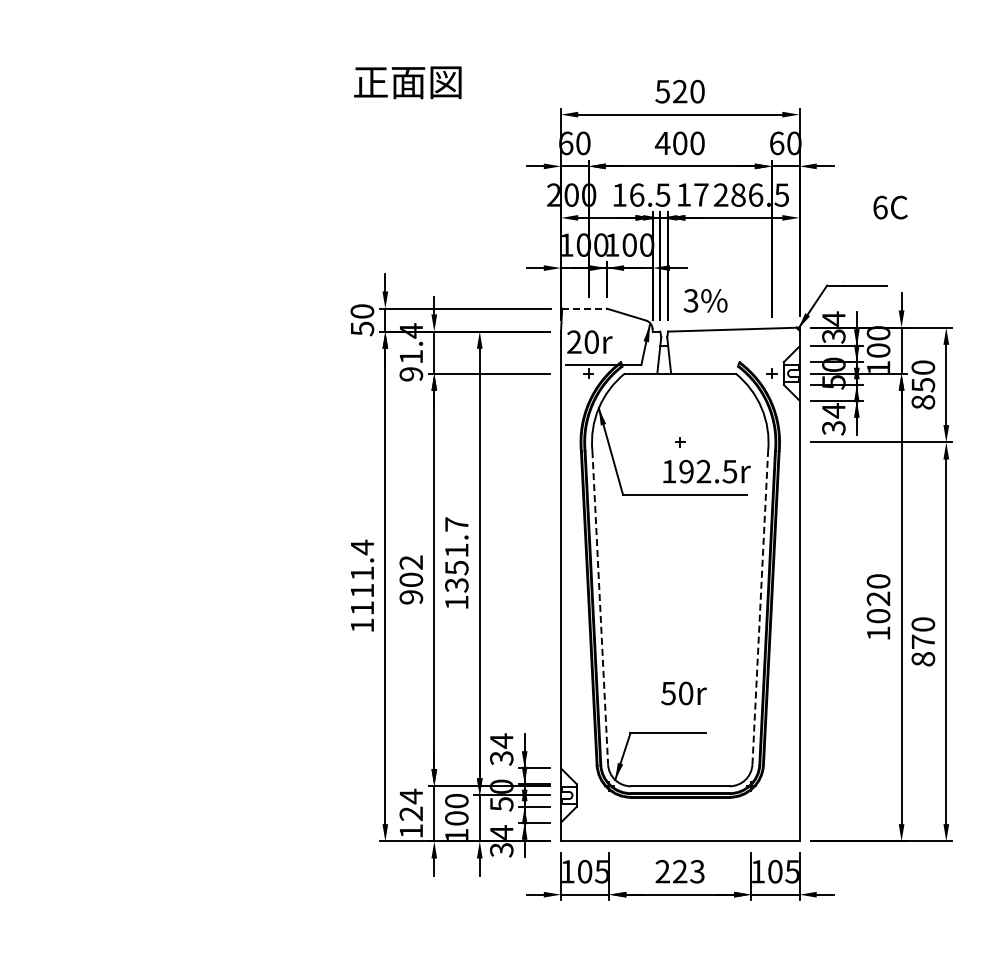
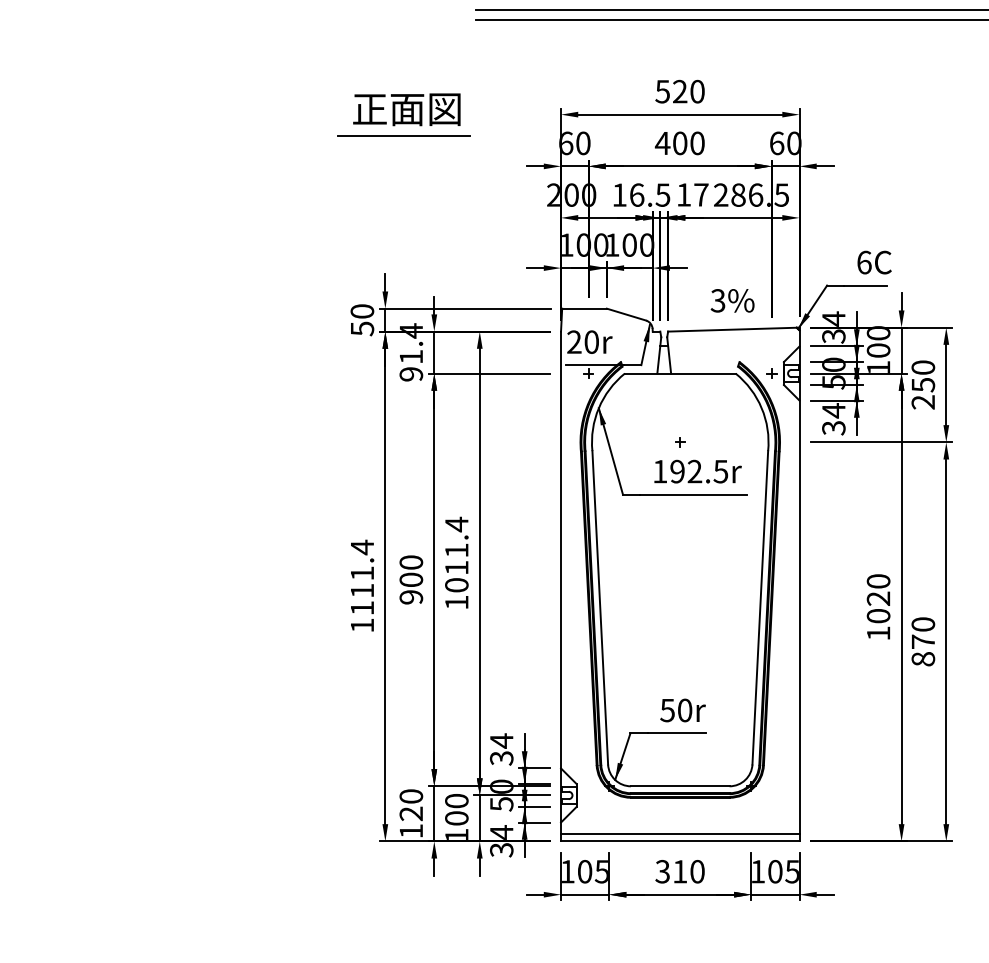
line: none -> present (730, 10)
line: none -> present (730, 19)
text position: (407, 82) -> (406, 109) (406, 109)
line: none -> present (404, 136)
text position: (890, 207) -> (874, 262) (874, 262)
text position: (705, 300) -> (732, 300) (732, 300)
line: dashed -> solid (585, 308)
text: 850 -> 250 (923, 402)
text position: (706, 471) -> (697, 471) (697, 471)
text: 1351.7 -> 1011.4 (456, 554)
text: 902 -> 900 (411, 562)
line: dashed -> solid (600, 607)
line: dashed -> solid (760, 607)
text position: (683, 693) -> (682, 710) (682, 710)
text: 124 -> 120 (411, 796)
line: none -> present (680, 834)
text: 223 -> 310 (679, 871)
